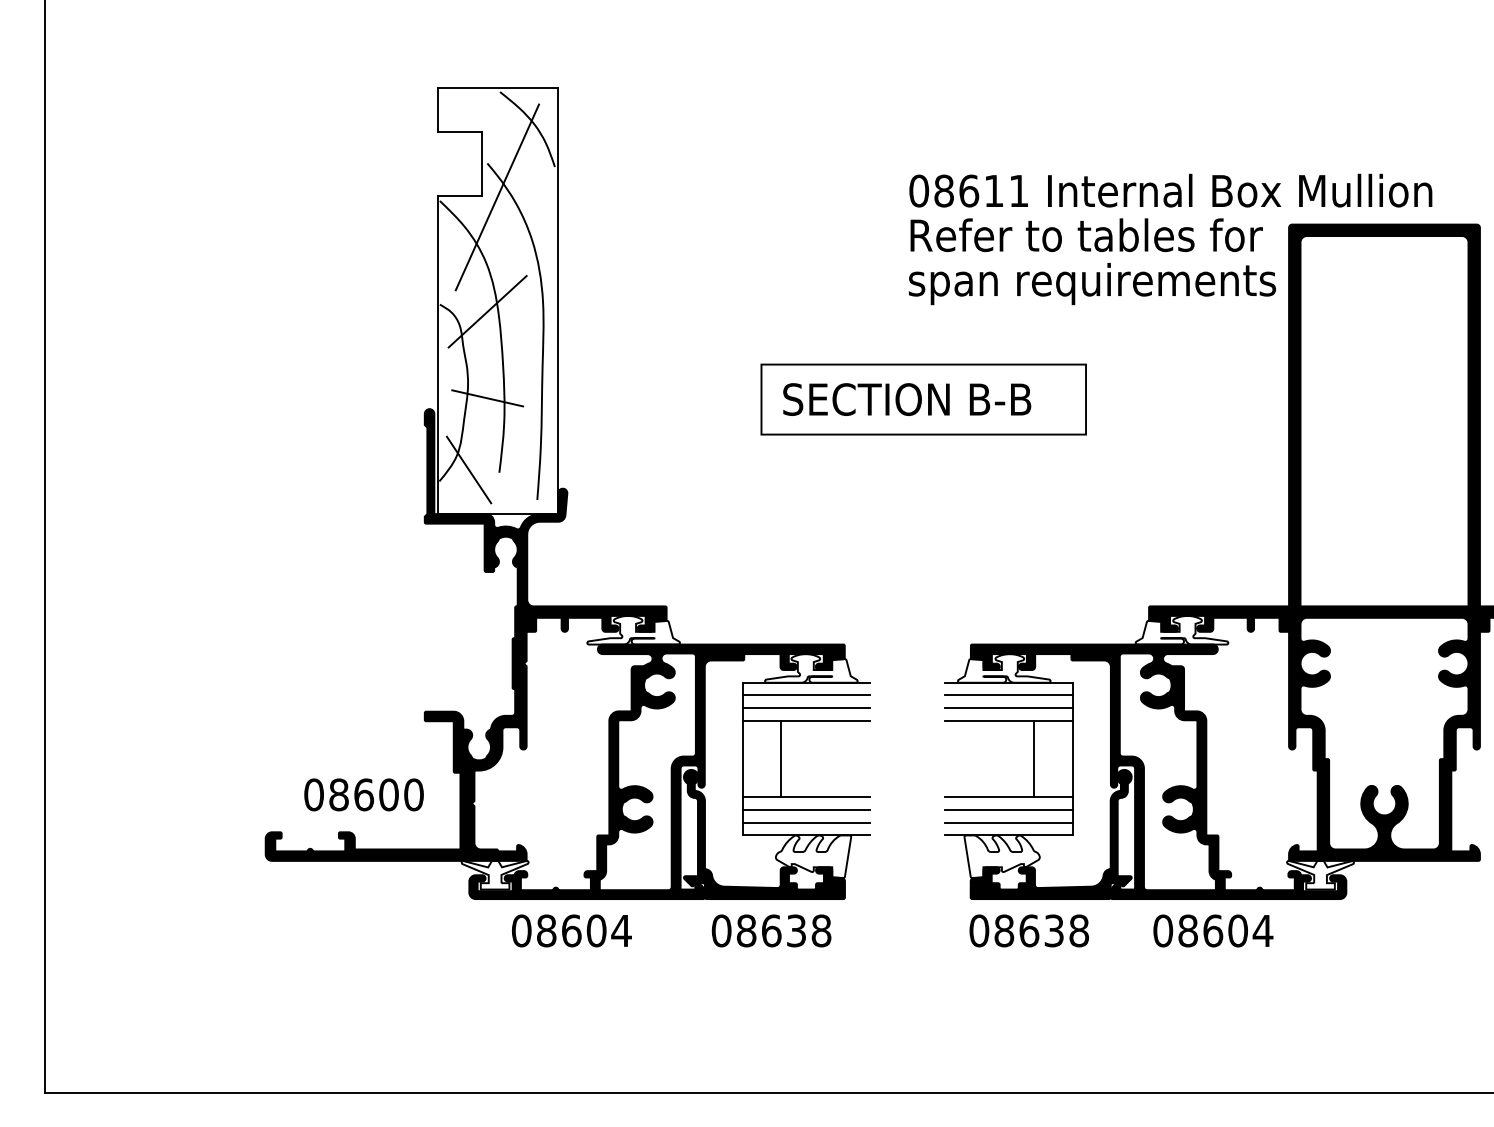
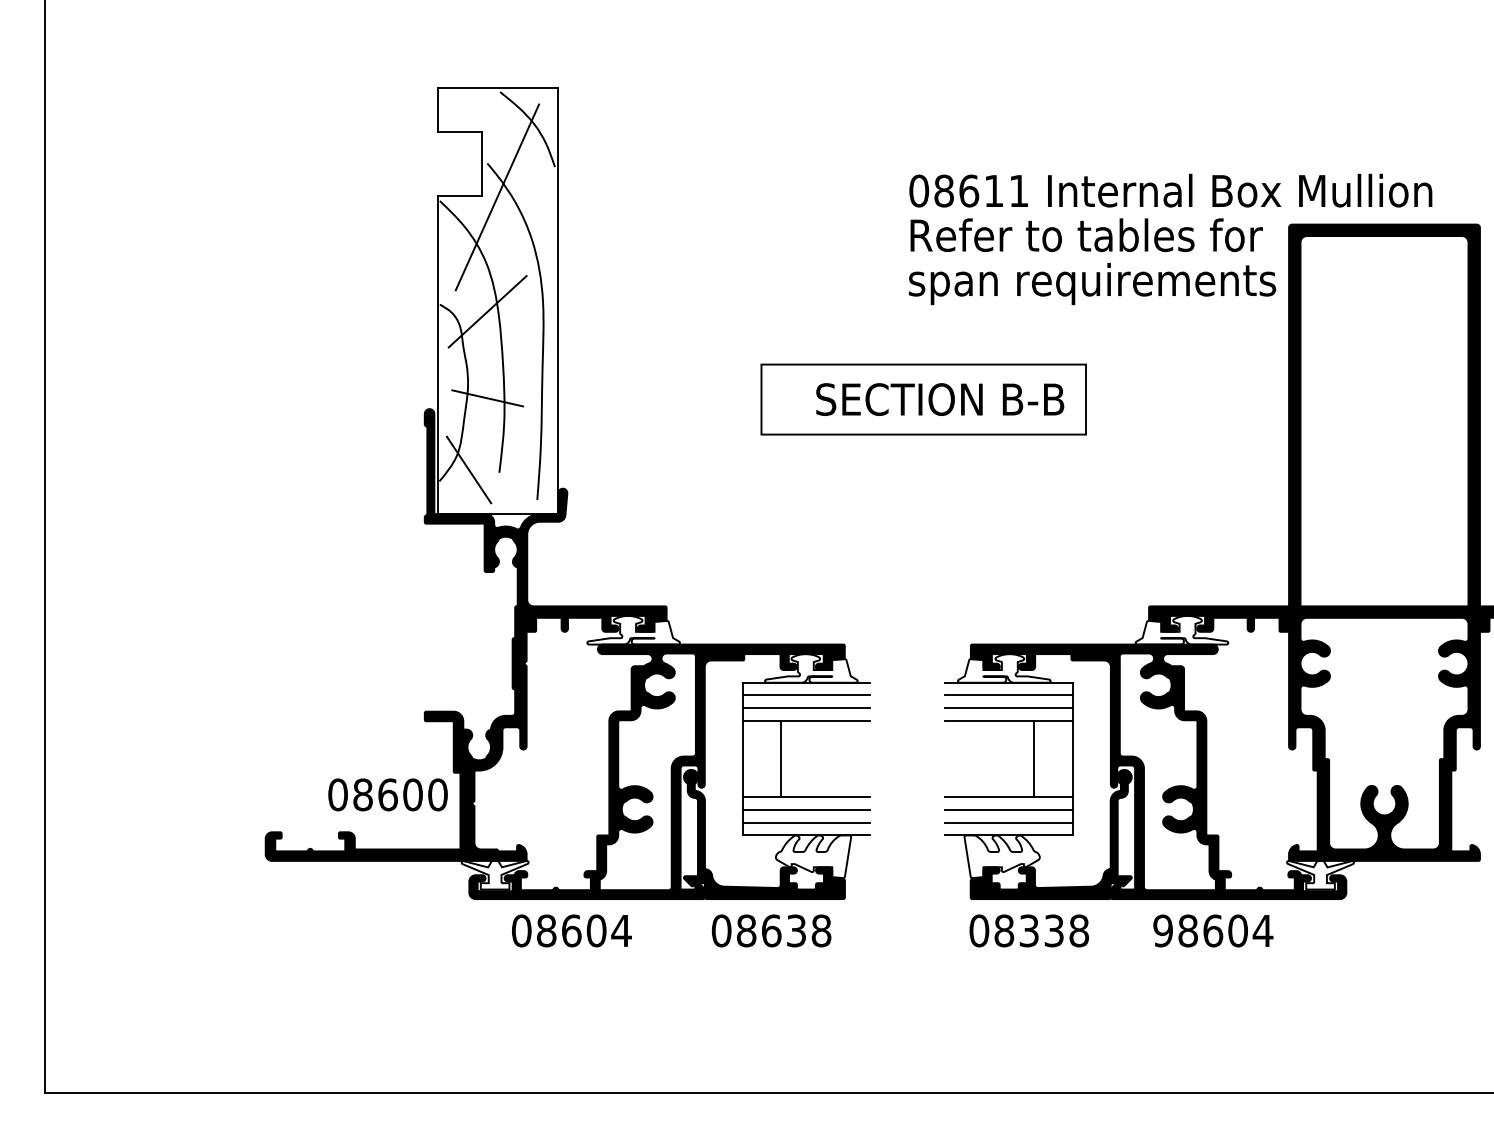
text position: (907, 399) -> (940, 399) (940, 399)
text position: (363, 794) -> (387, 794) (387, 794)
text: 08638 -> 08338 (1029, 930)
text: 08604 -> 98604 (1163, 930)
